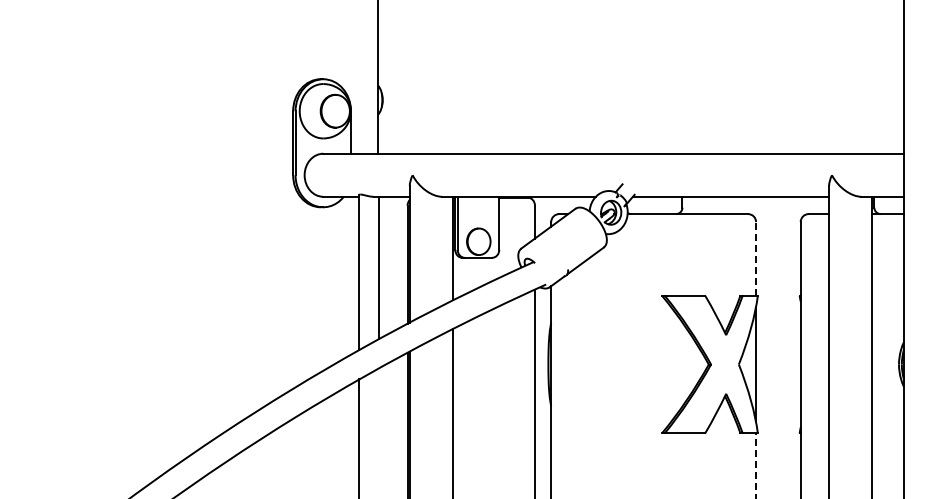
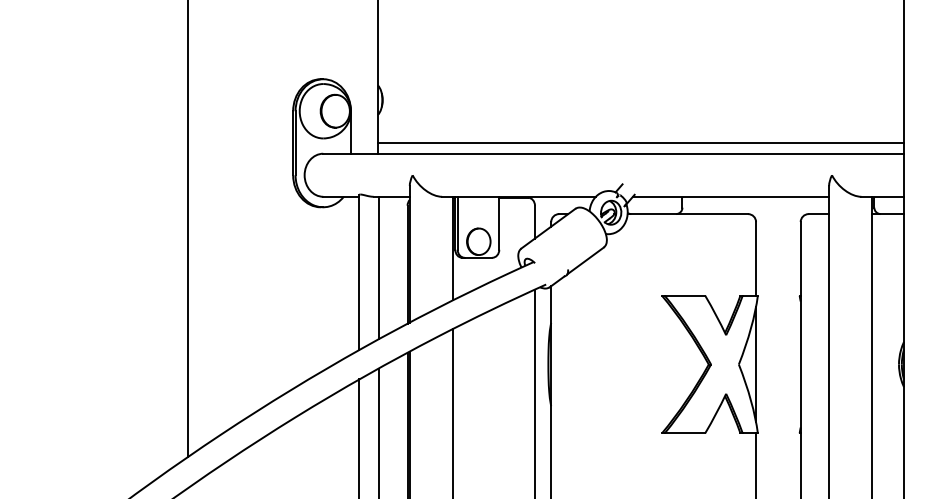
line: none -> present (640, 142)
line: none -> present (187, 229)
line: dashed -> solid (756, 258)
line: none -> present (378, 431)
line: dashed -> solid (756, 465)
